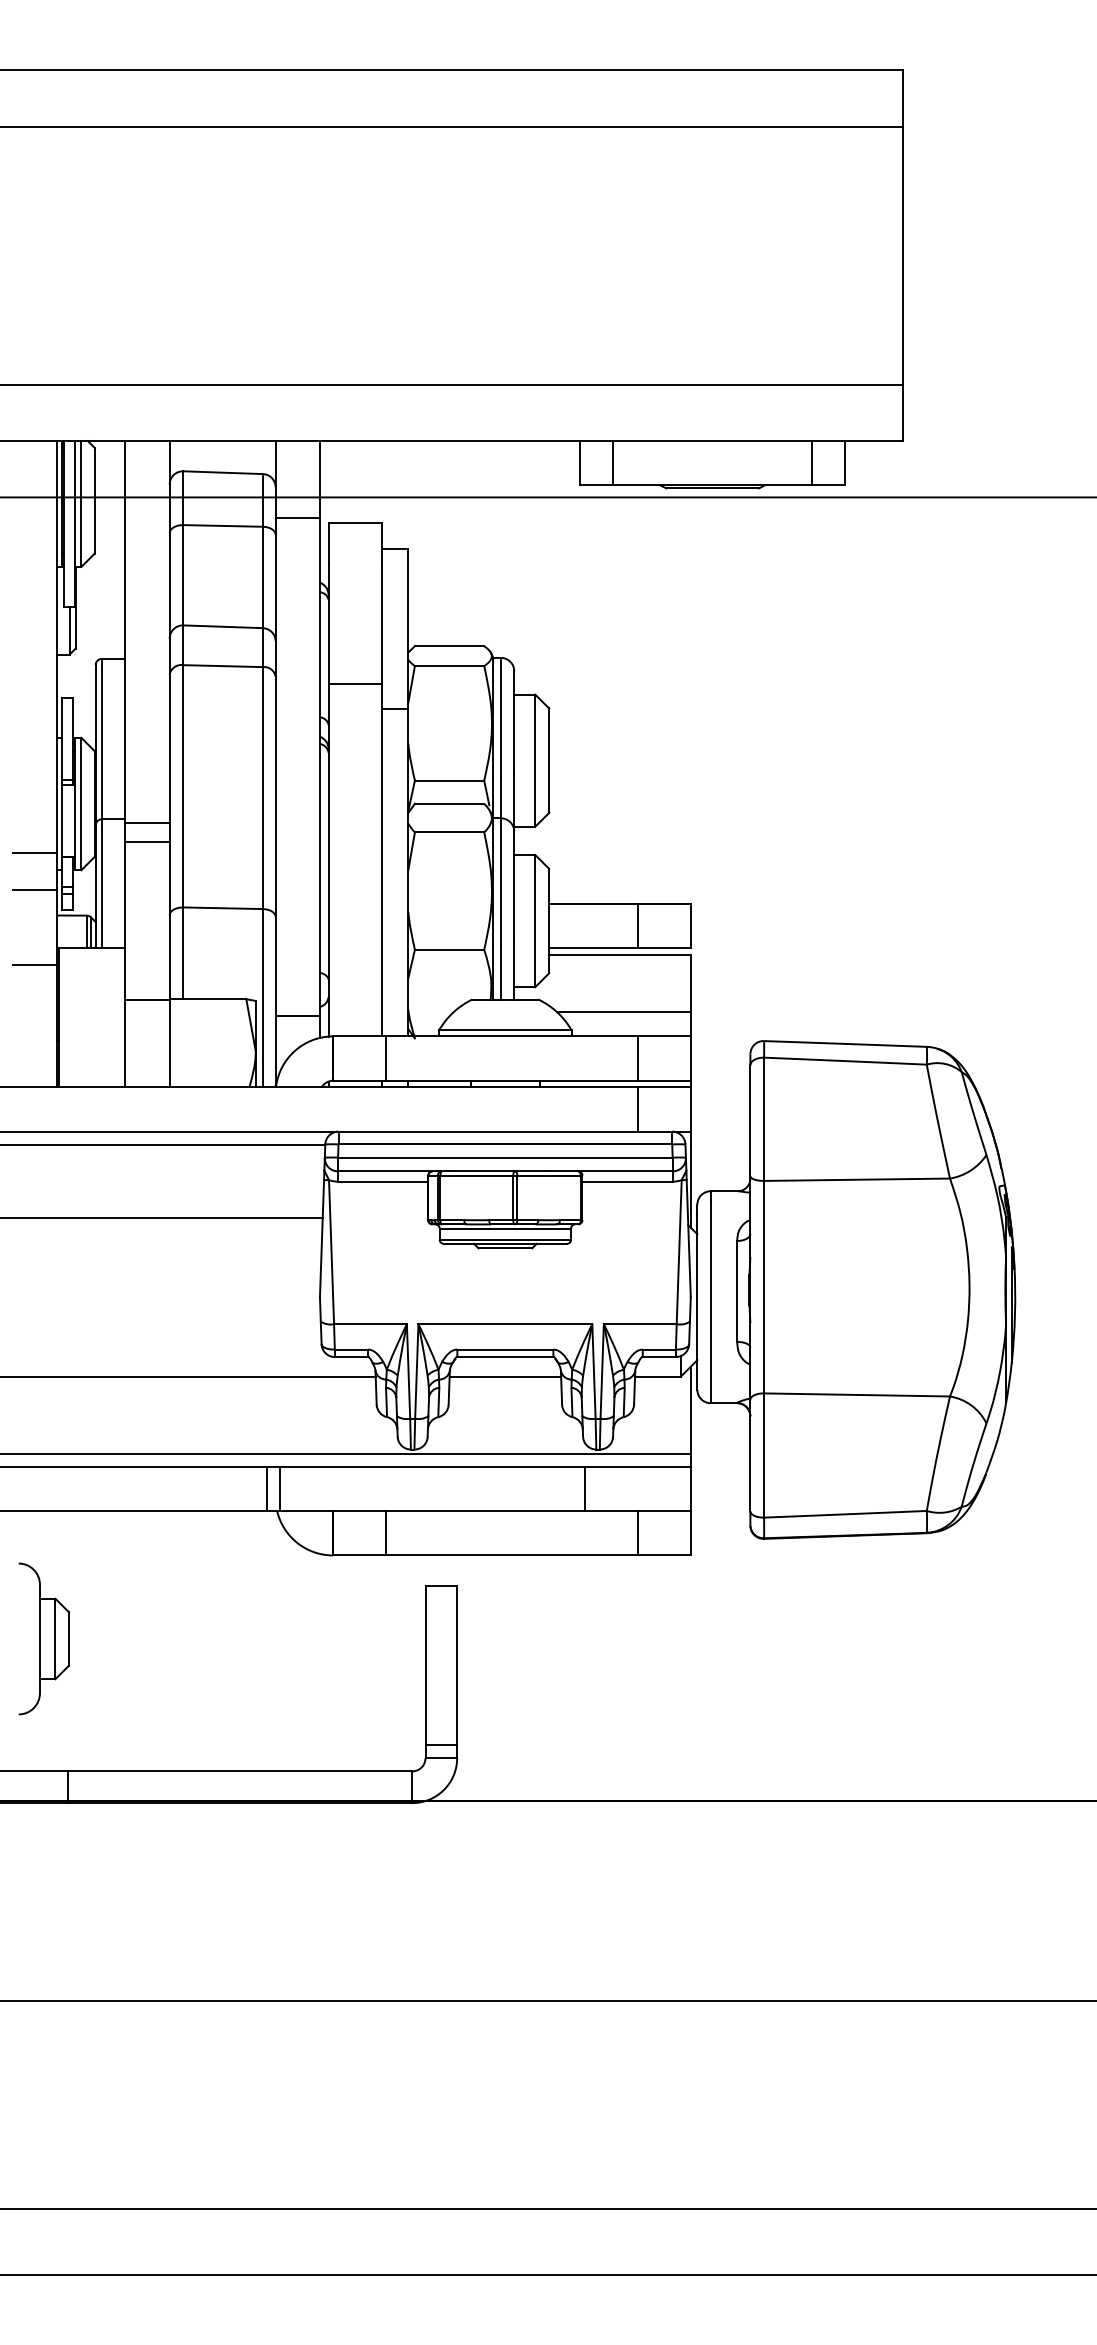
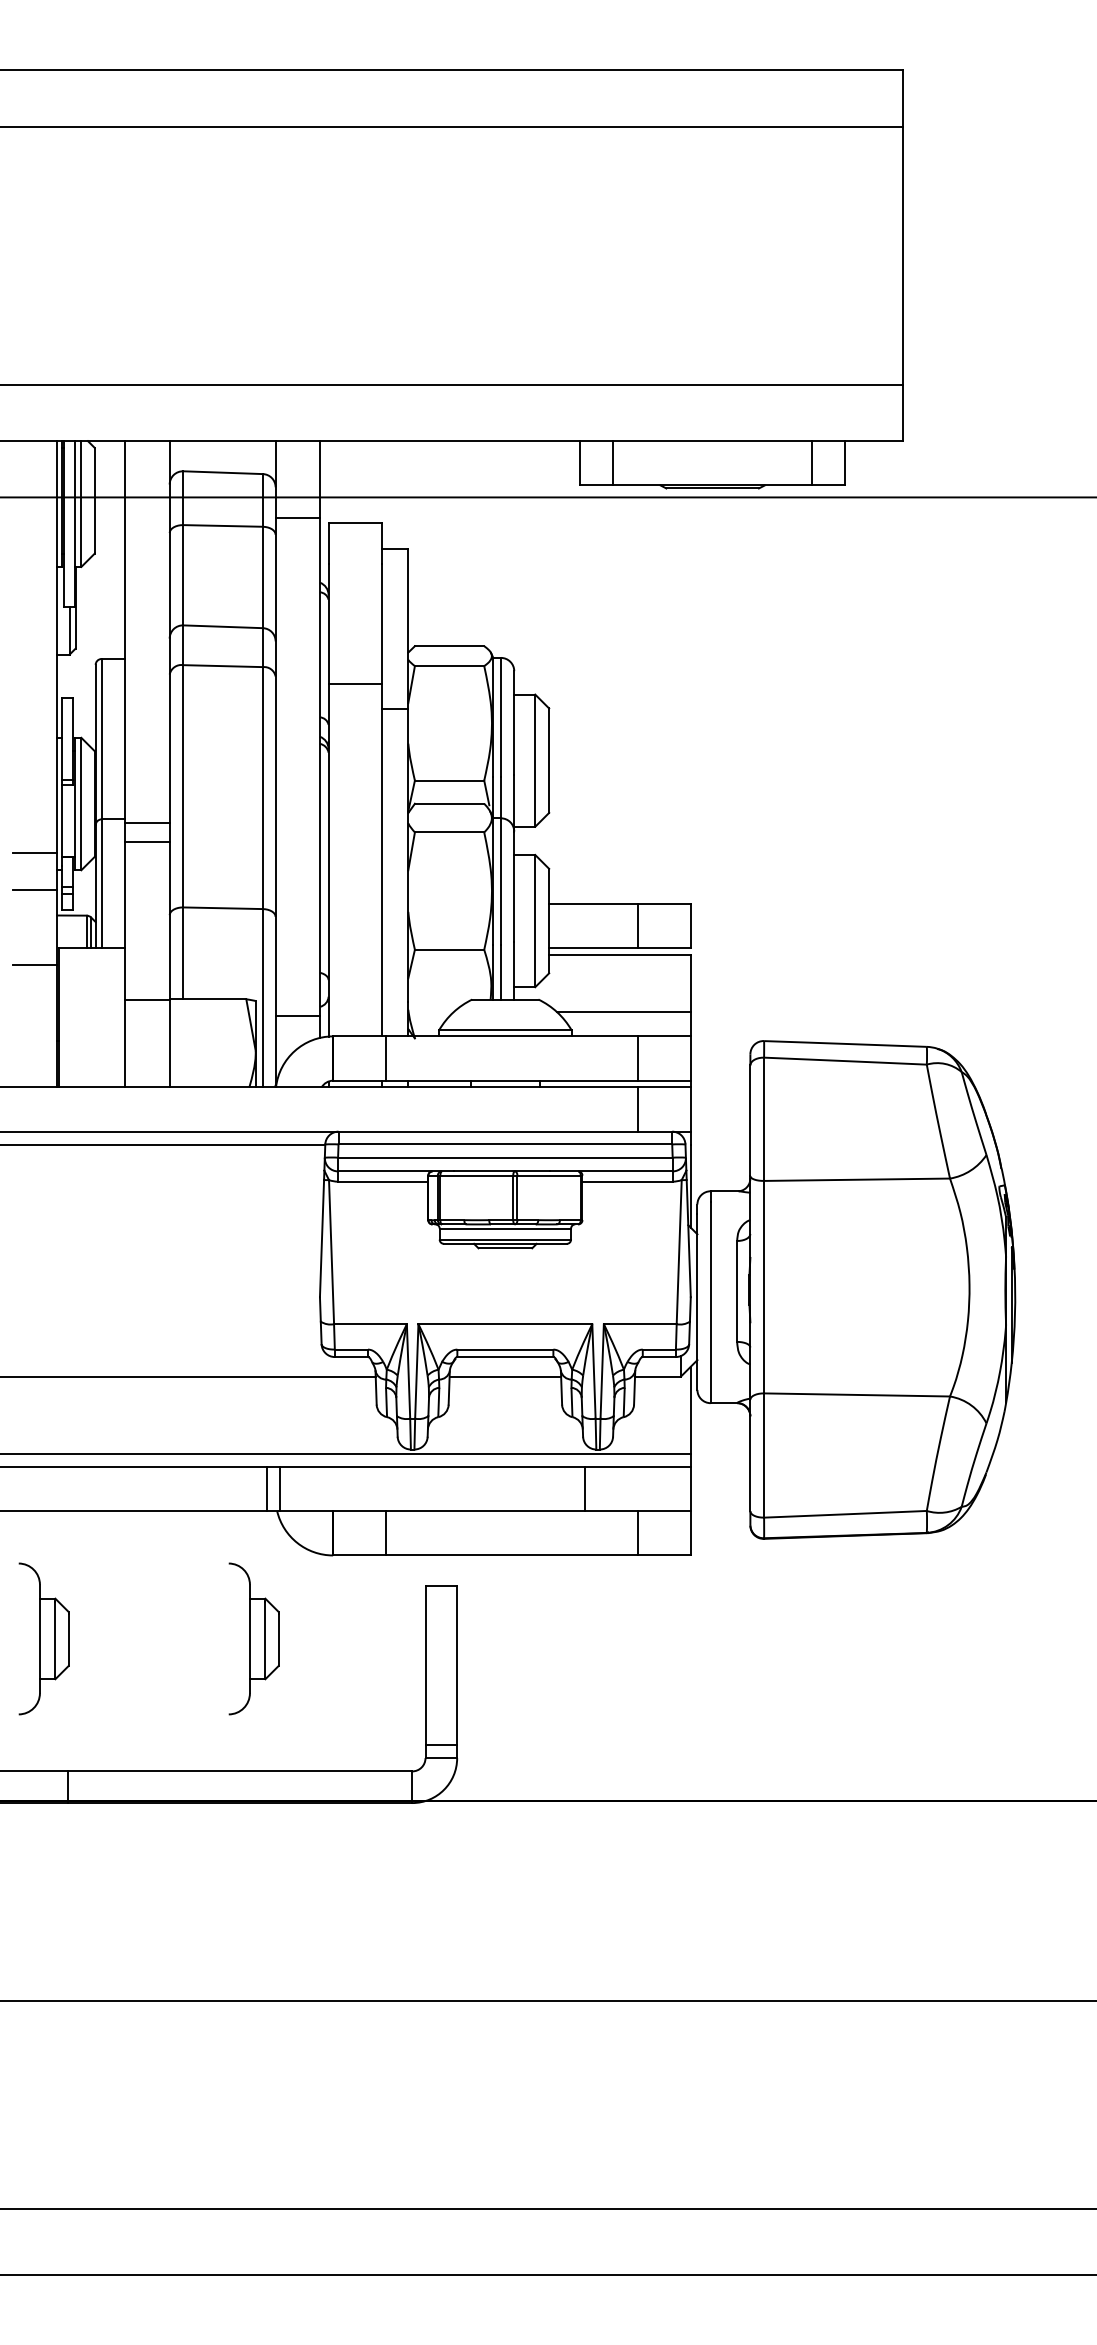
line: present -> none (162, 1217)
part: none -> present (253, 1638)
